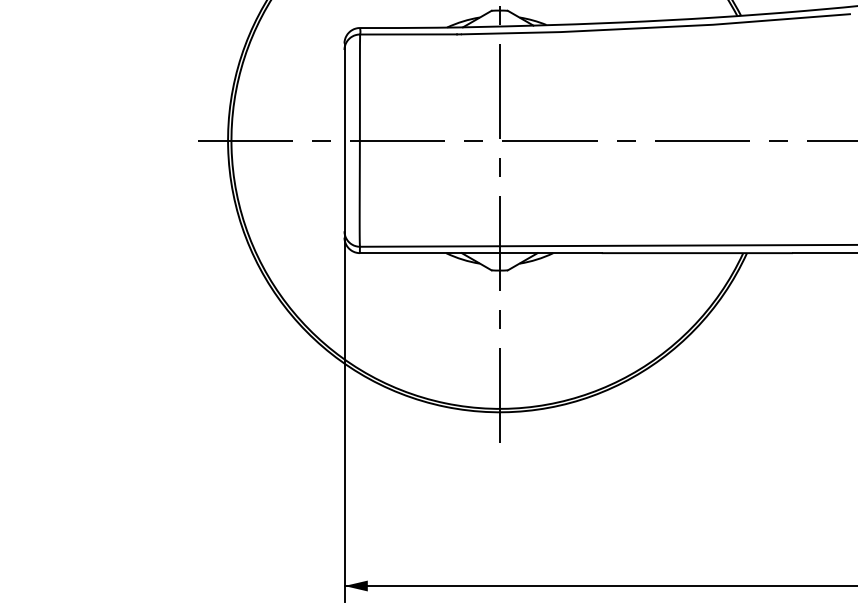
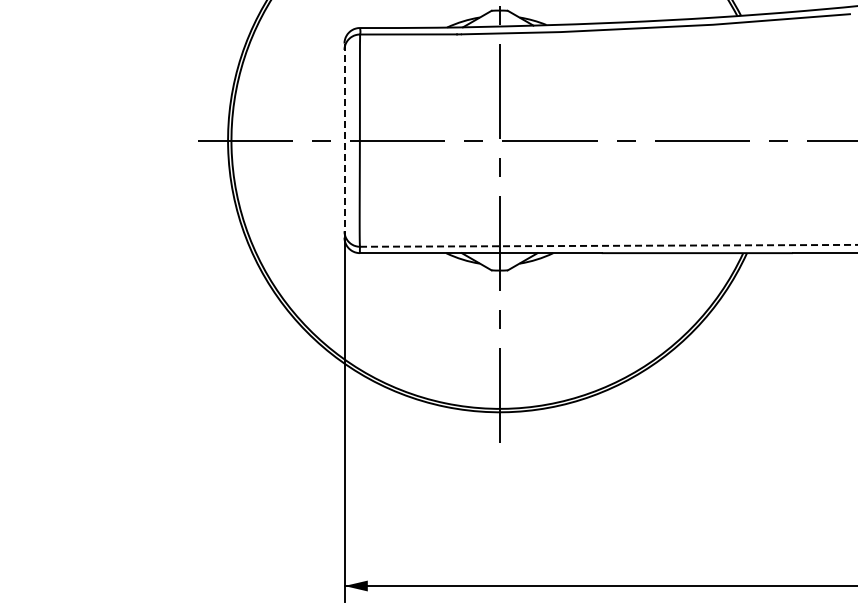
line: solid -> dashed (344, 140)
line: solid -> dashed (608, 245)
